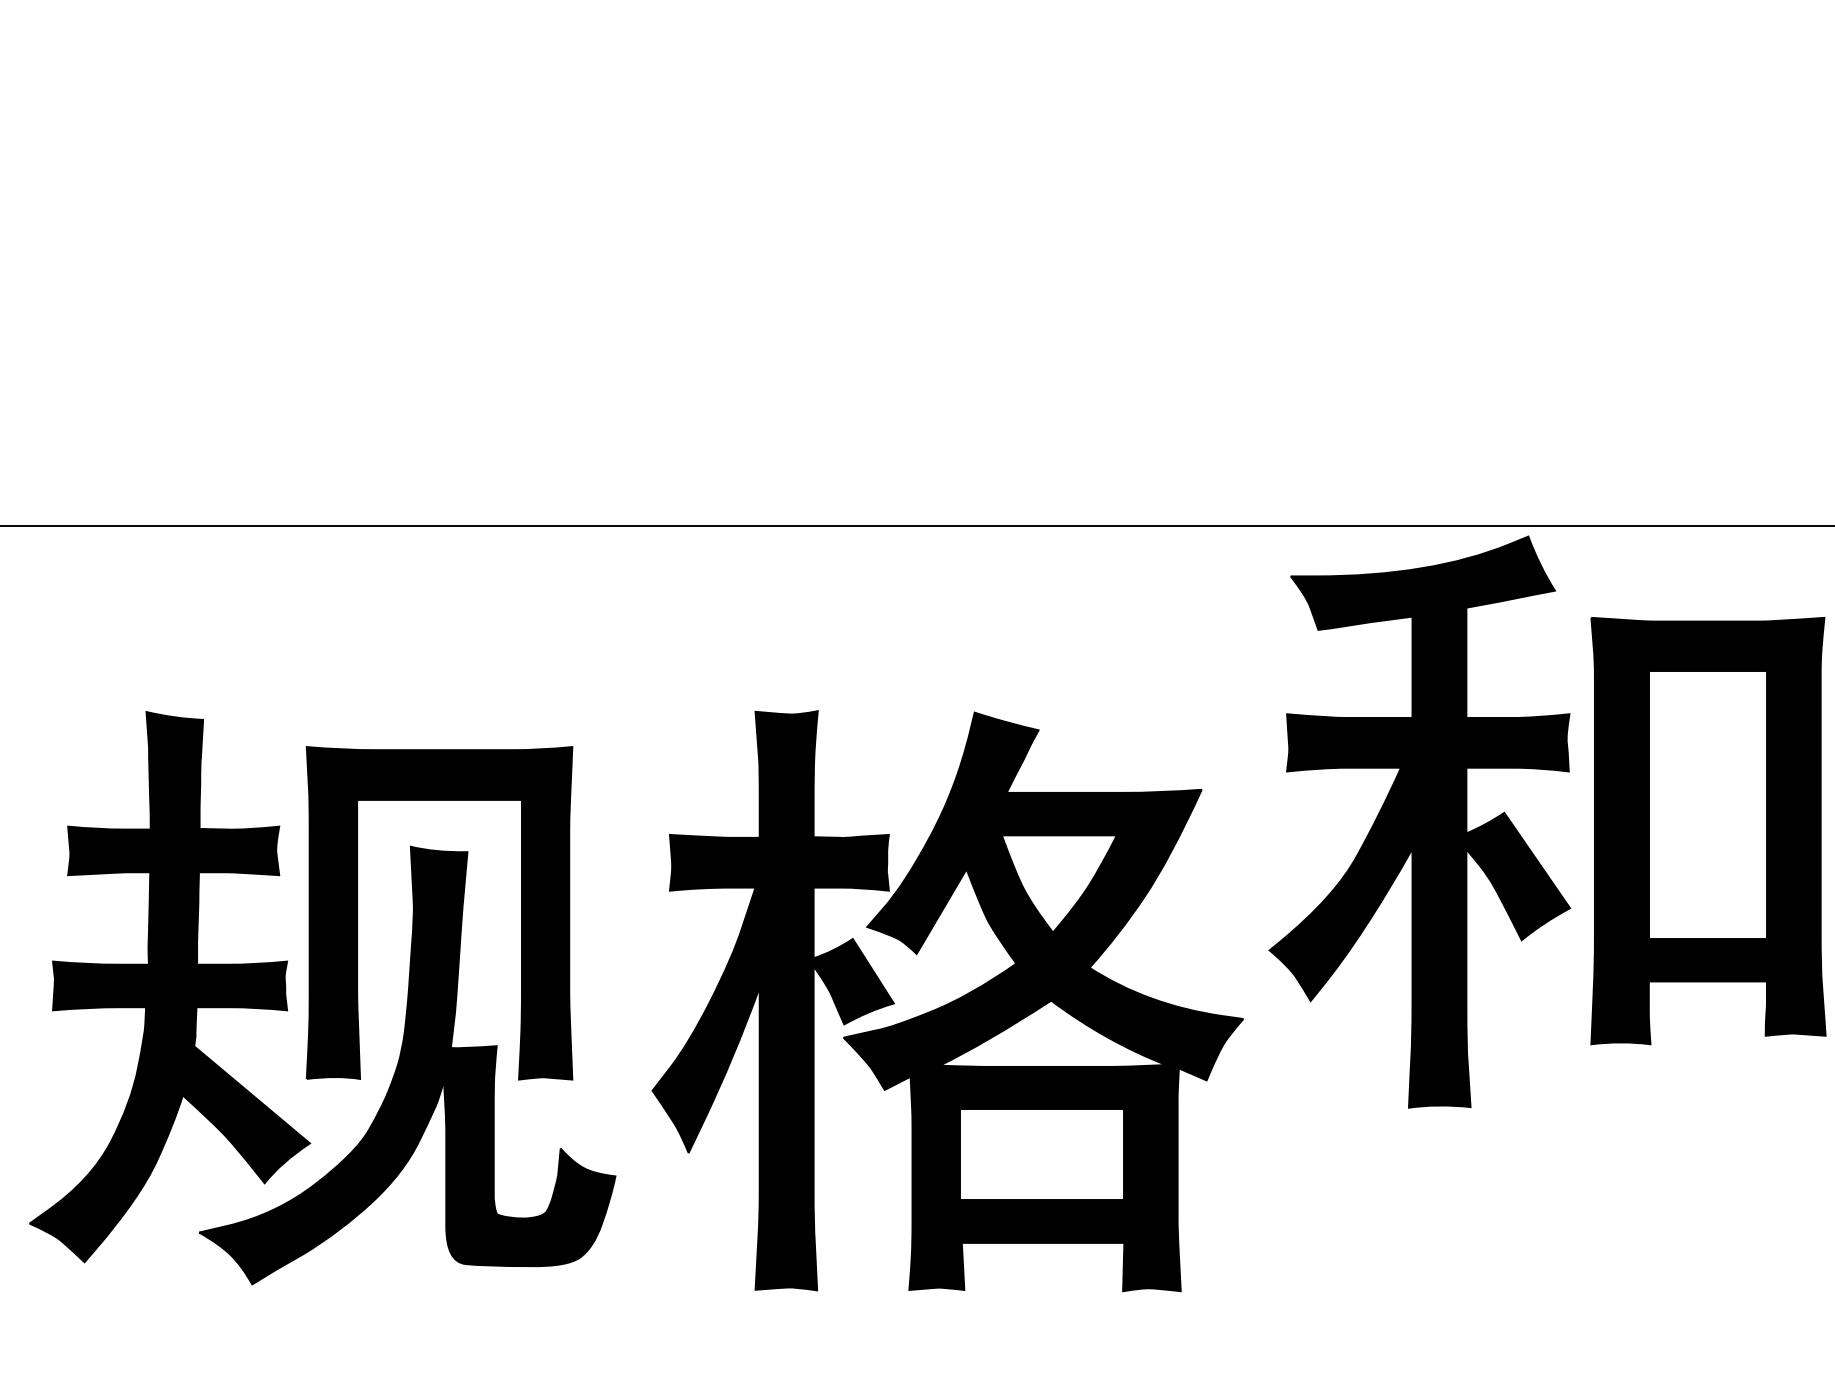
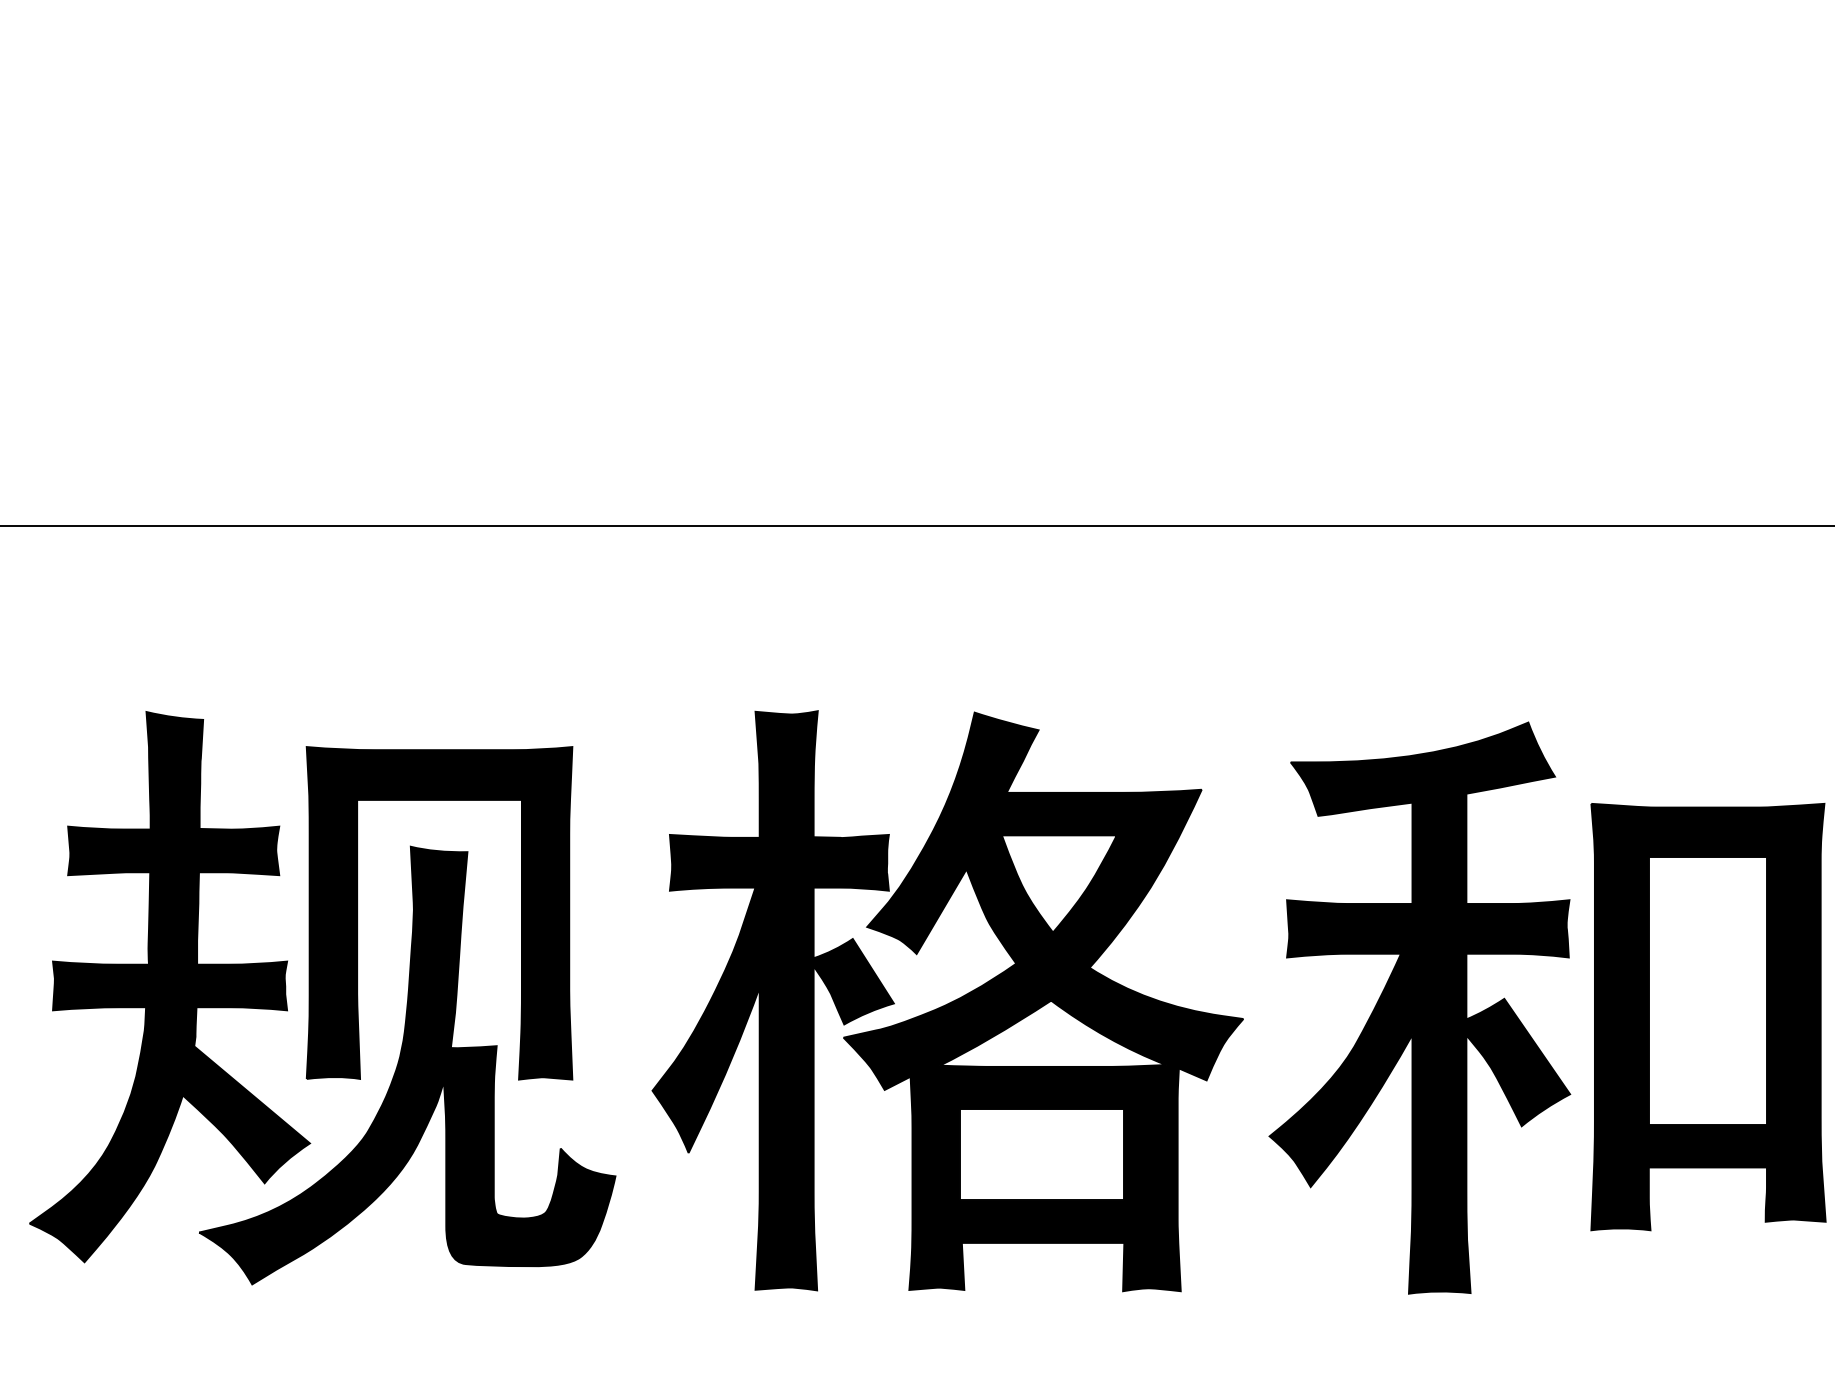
part position: (1523, 838) -> (1523, 1024) (1523, 1024)
